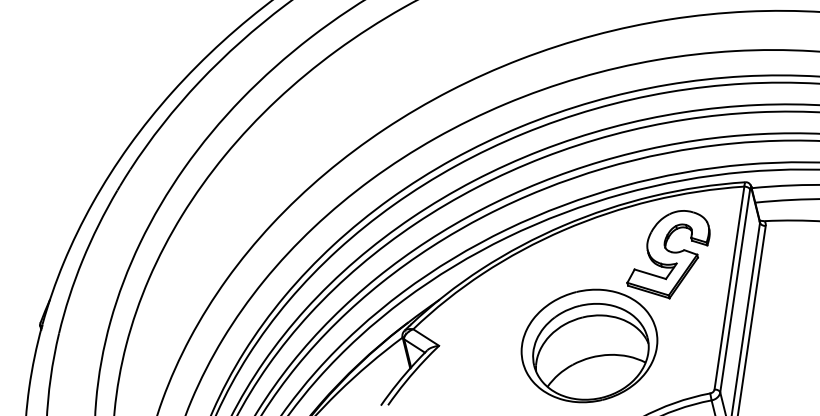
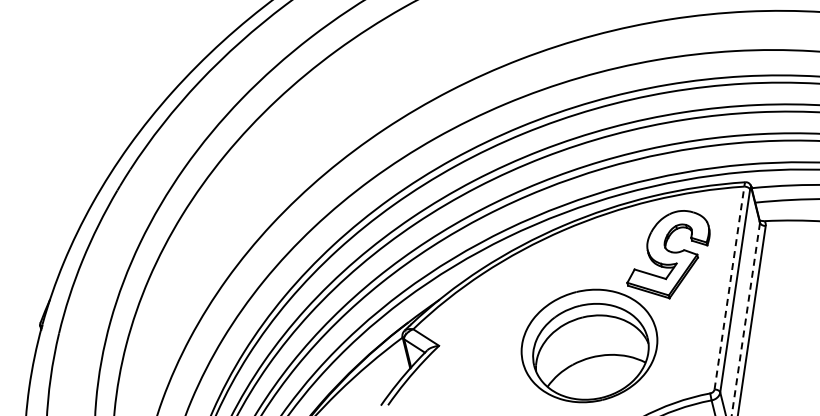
line: solid -> dashed (729, 288)
line: solid -> dashed (745, 319)
